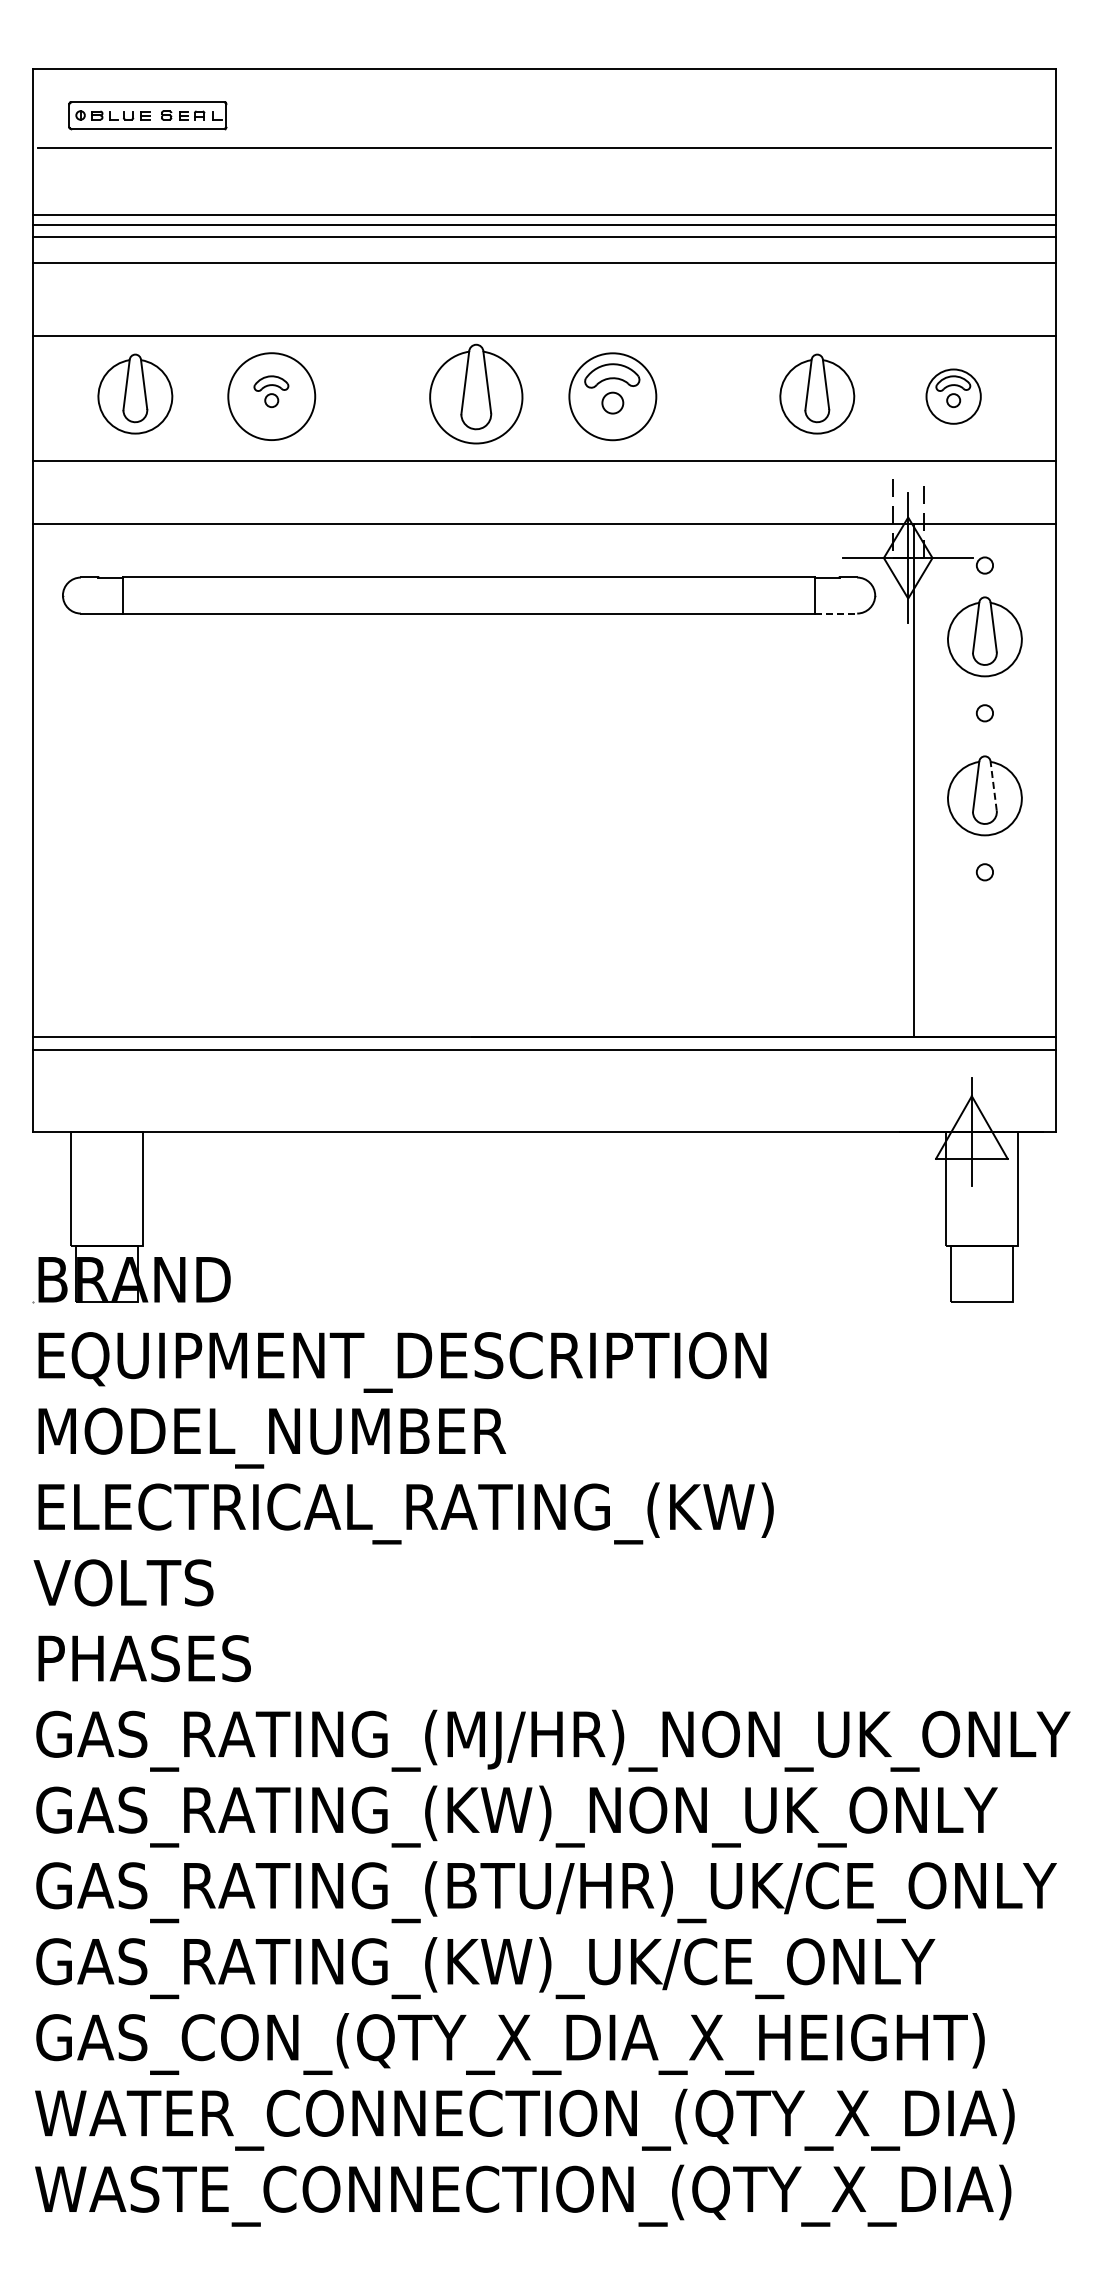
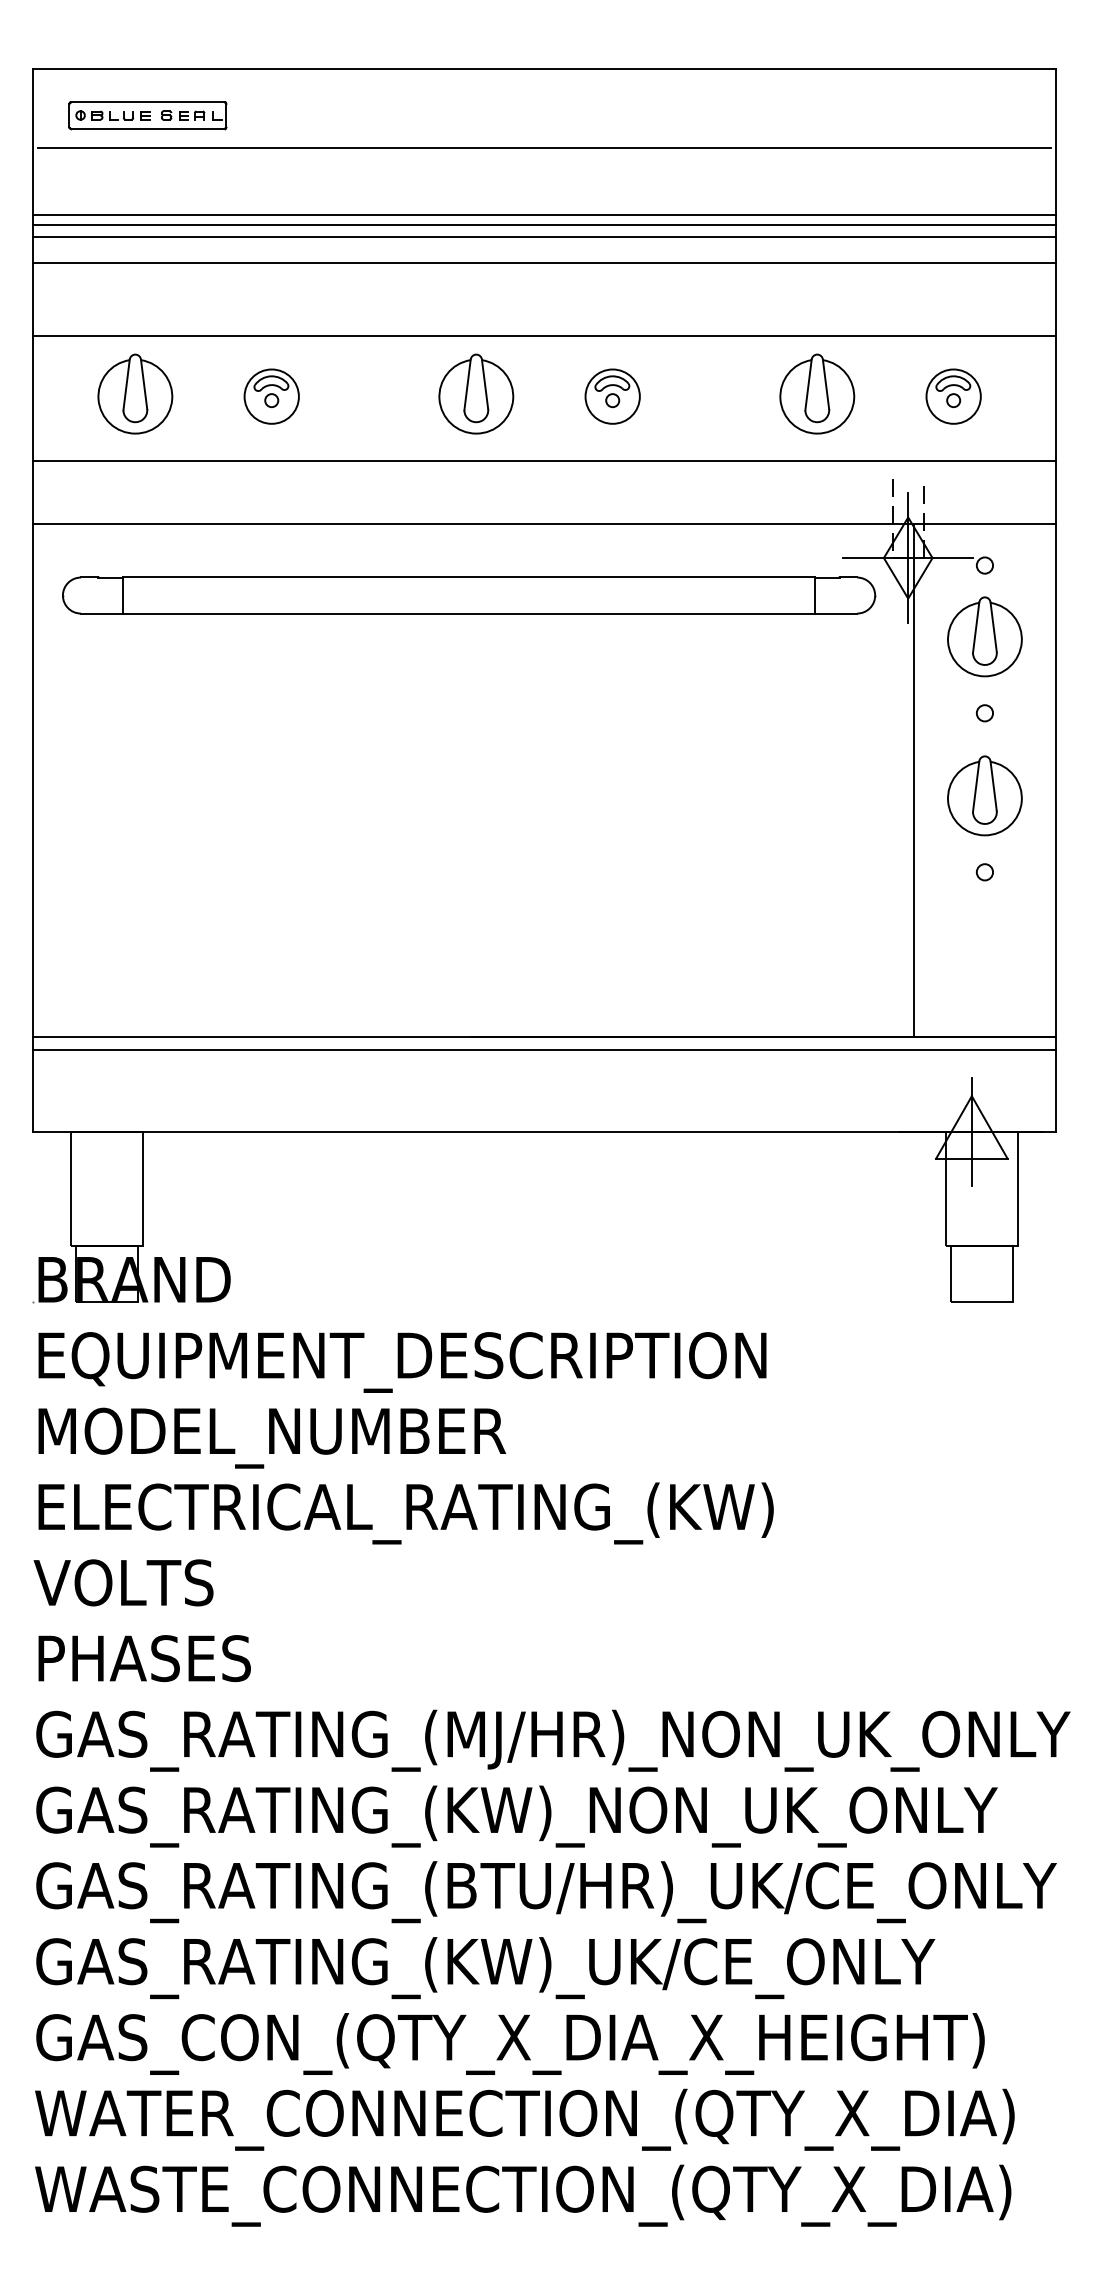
part size: 95x102 px -> 77x82 px (476, 393)
circle diameter: 87 px -> 54 px (271, 396)
part size: 90x90 px -> 57x57 px (612, 396)
line: dashed -> solid (836, 613)
line: dashed -> solid (993, 786)
